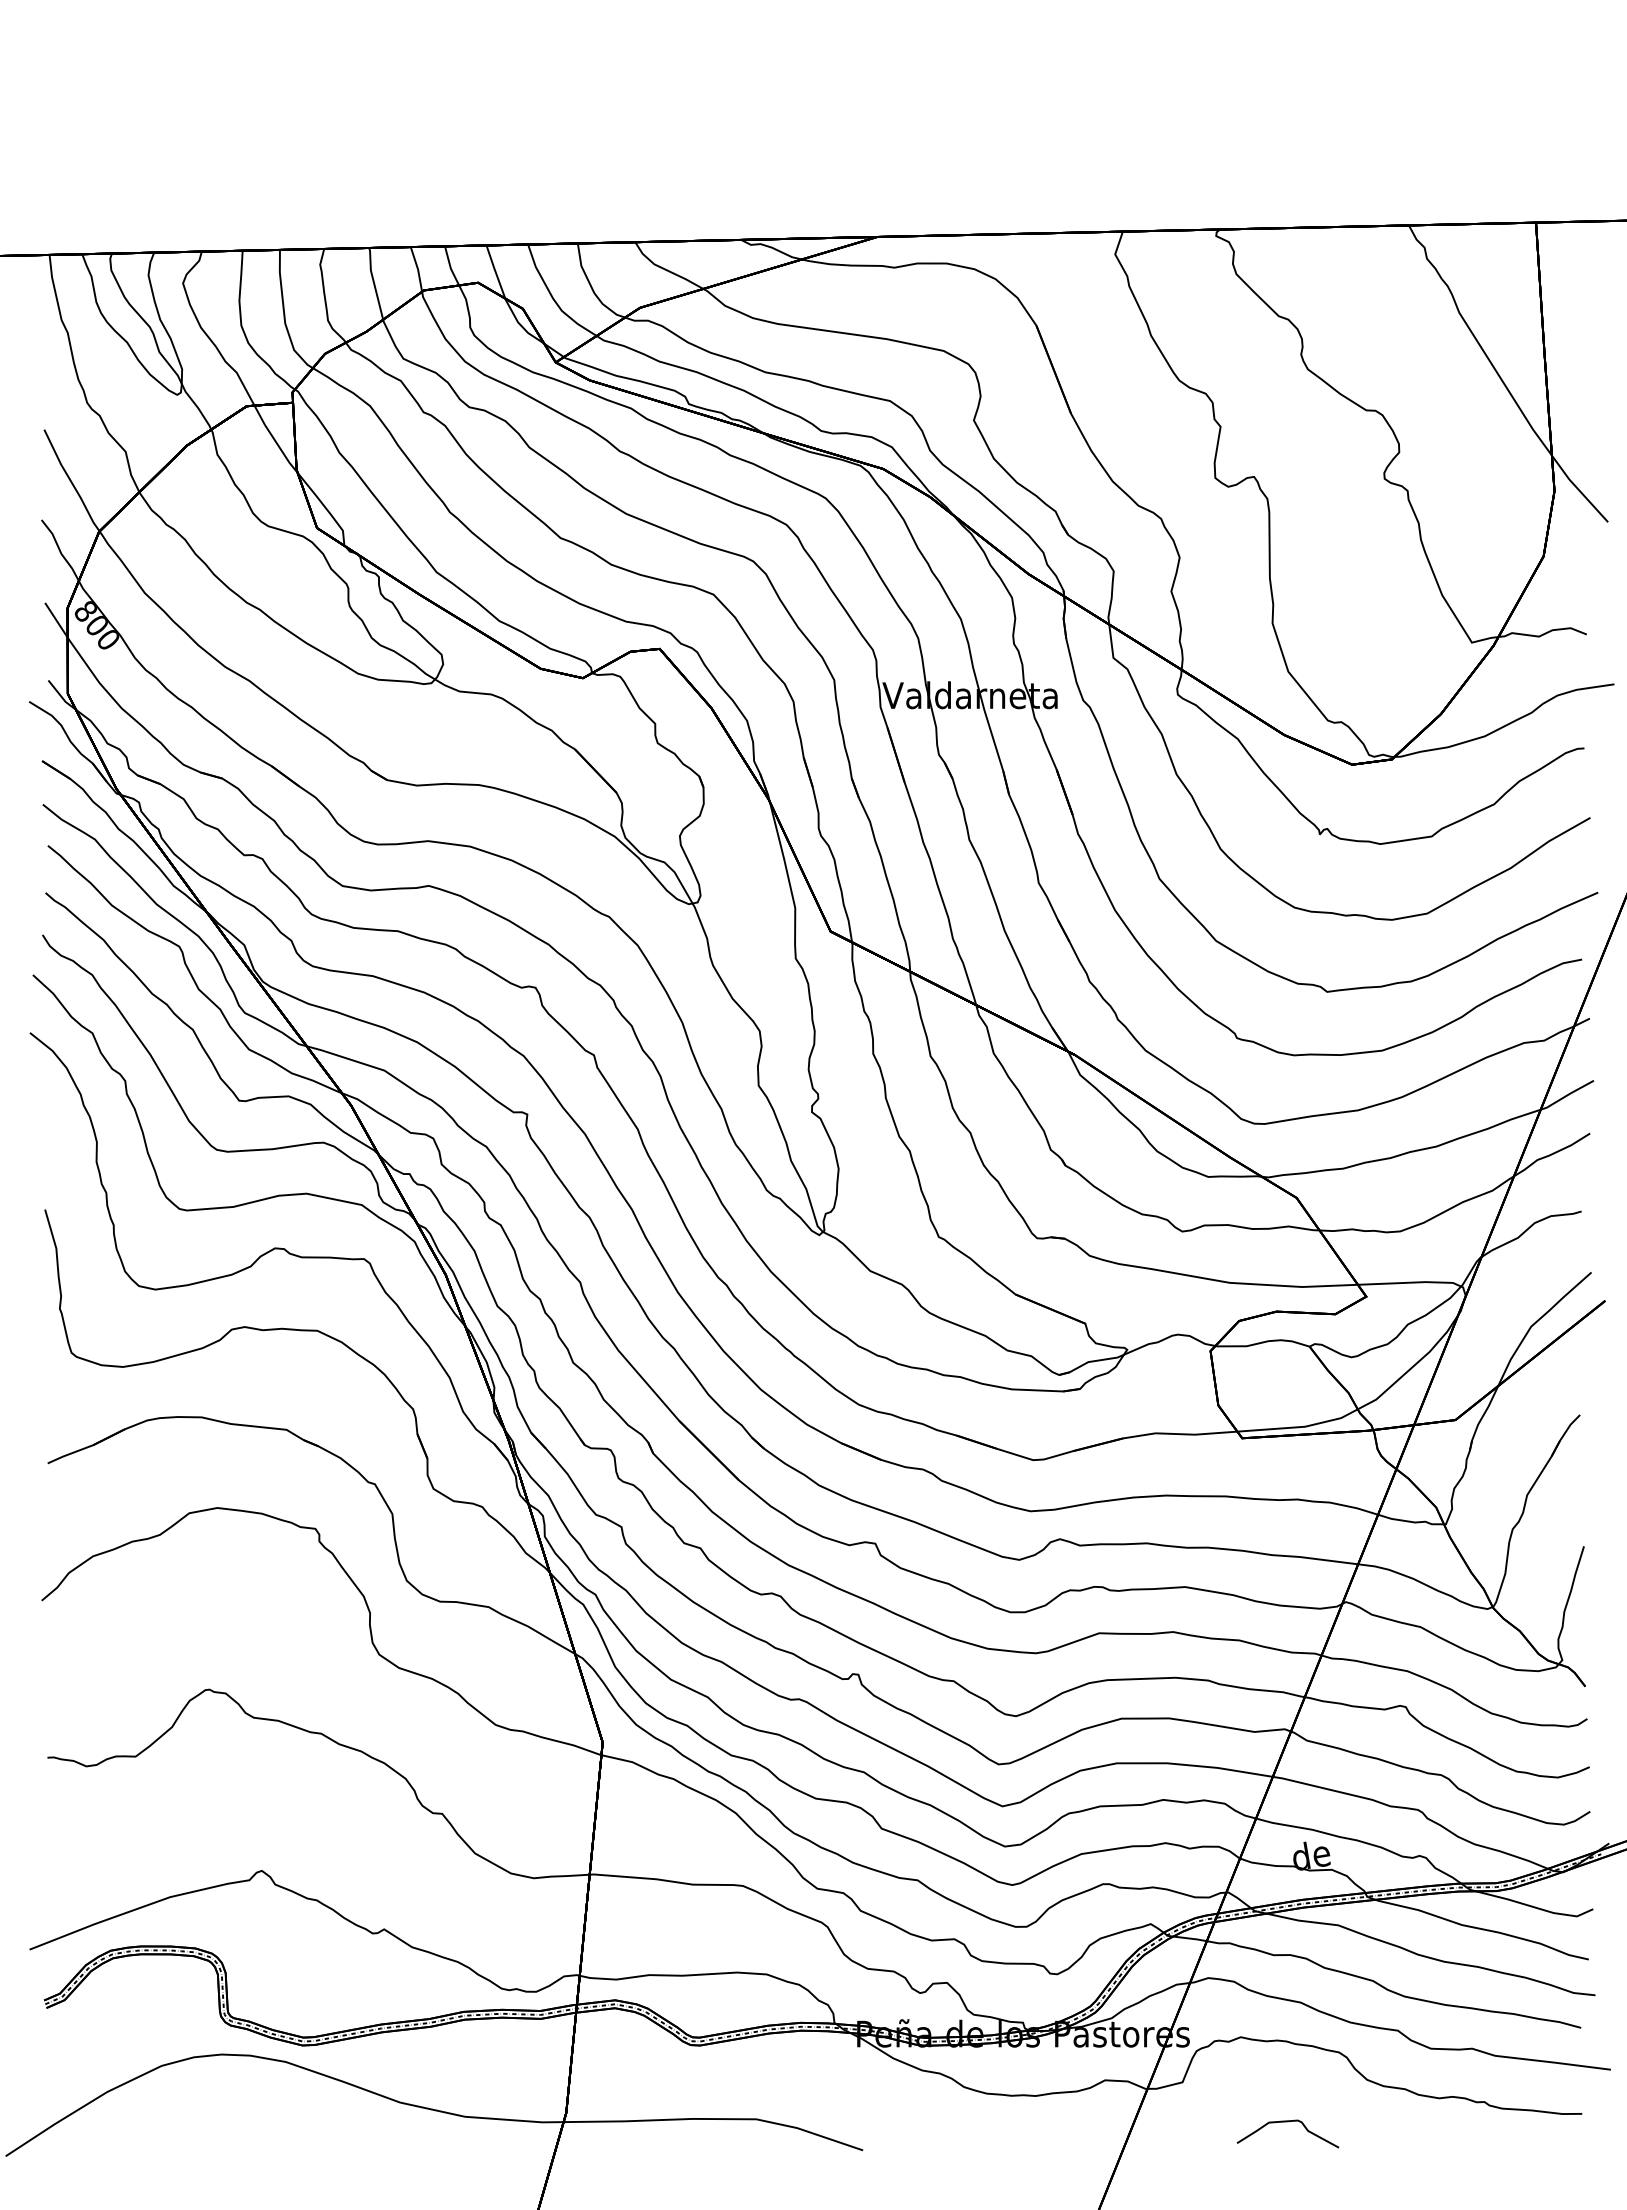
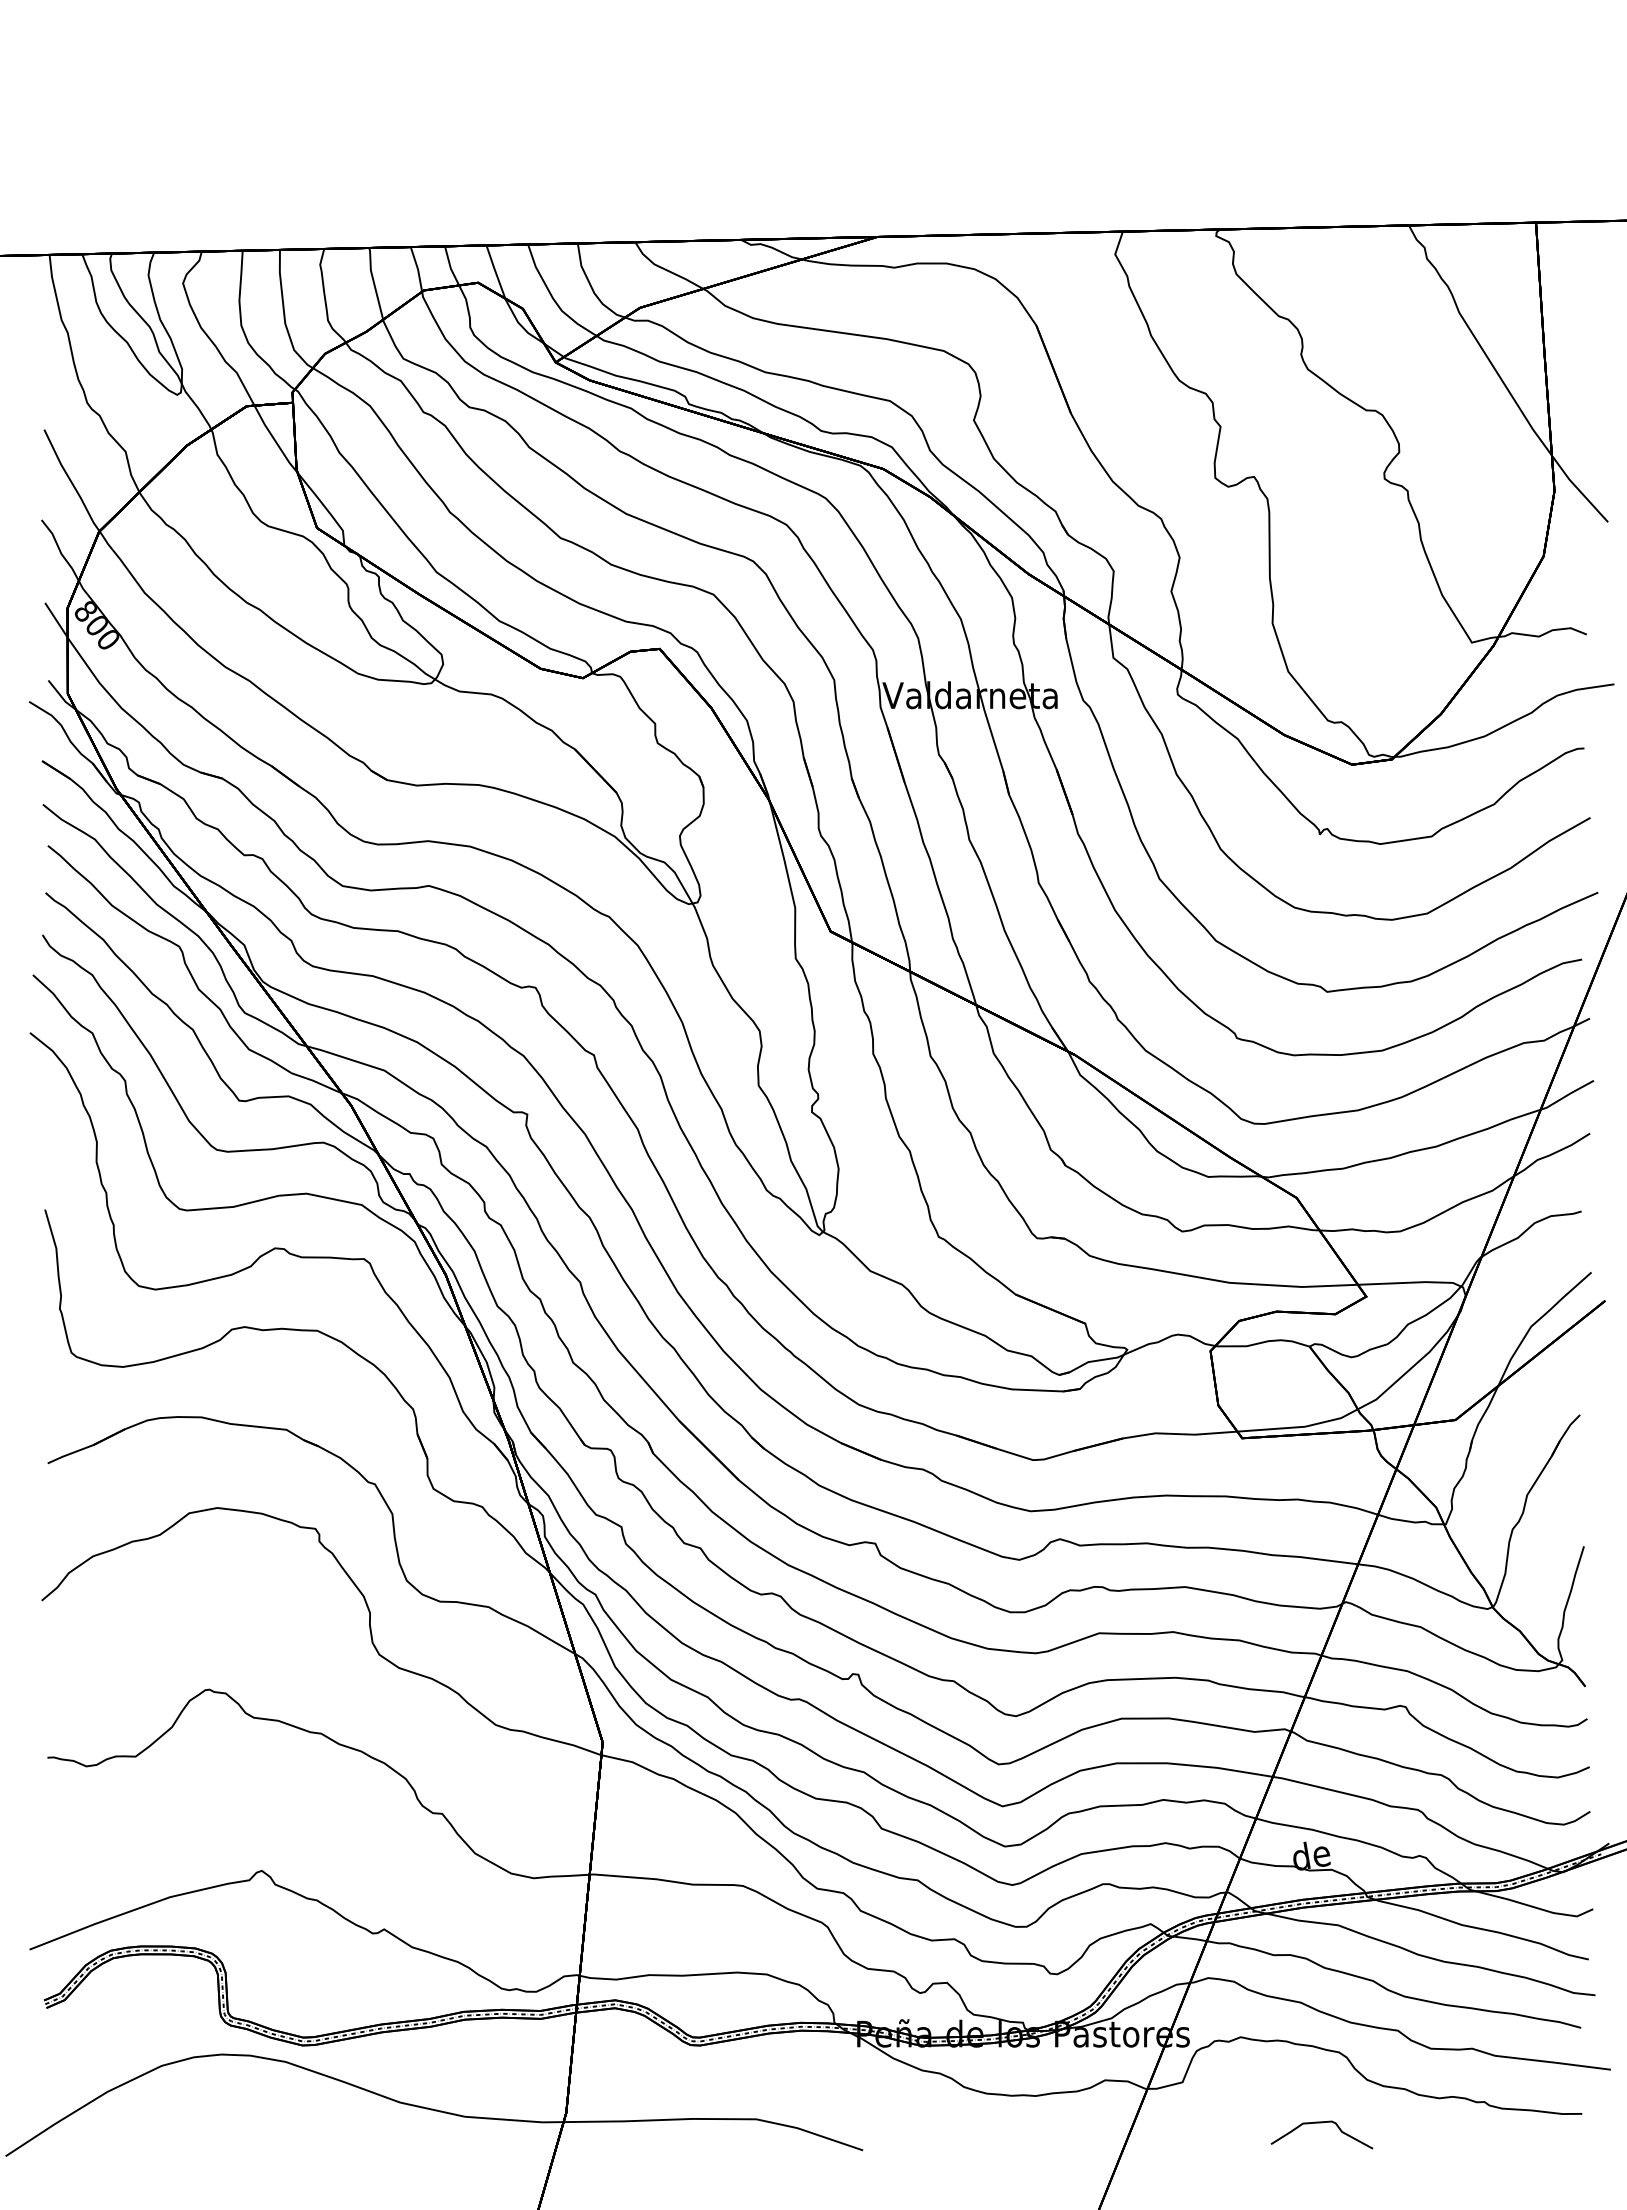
curve position: (1287, 2122) -> (1321, 2123) (1321, 2123)
